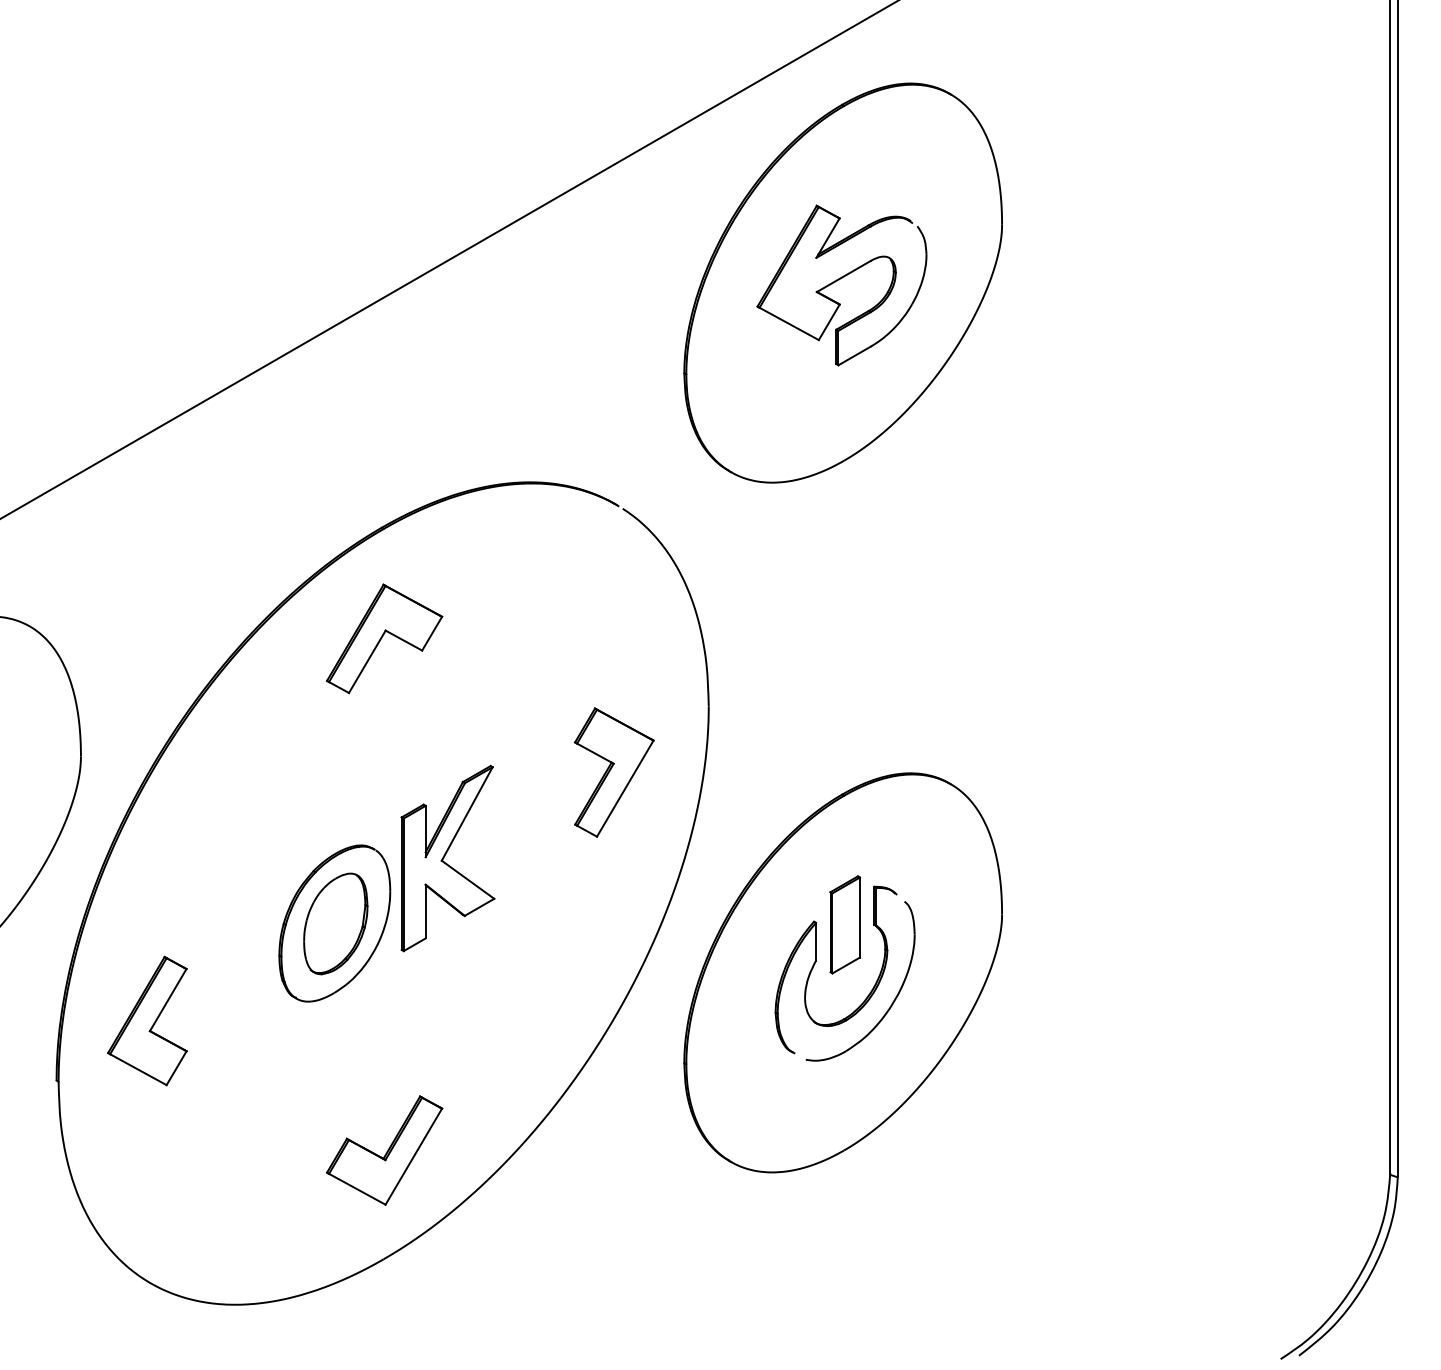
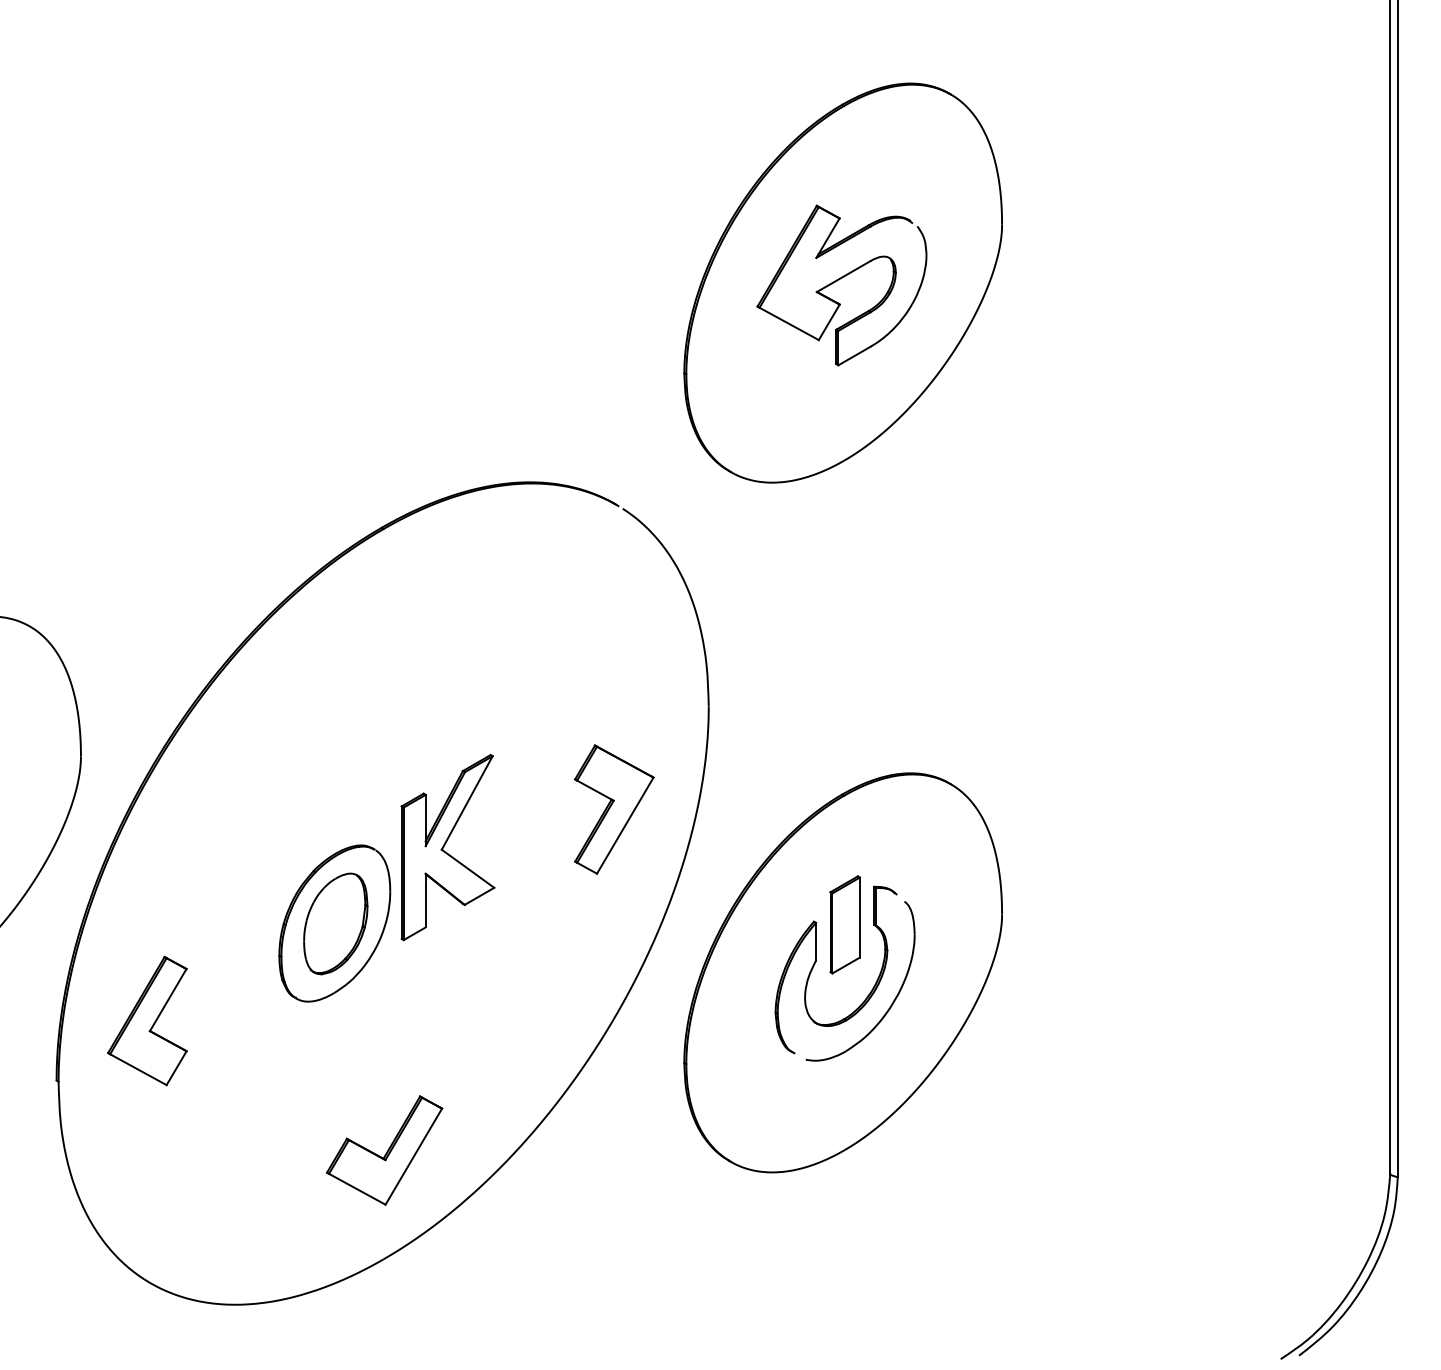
line: present -> none (448, 259)
part: present -> none (384, 638)
part position: (614, 772) -> (614, 809) (614, 809)
part position: (447, 858) -> (447, 847) (447, 847)
